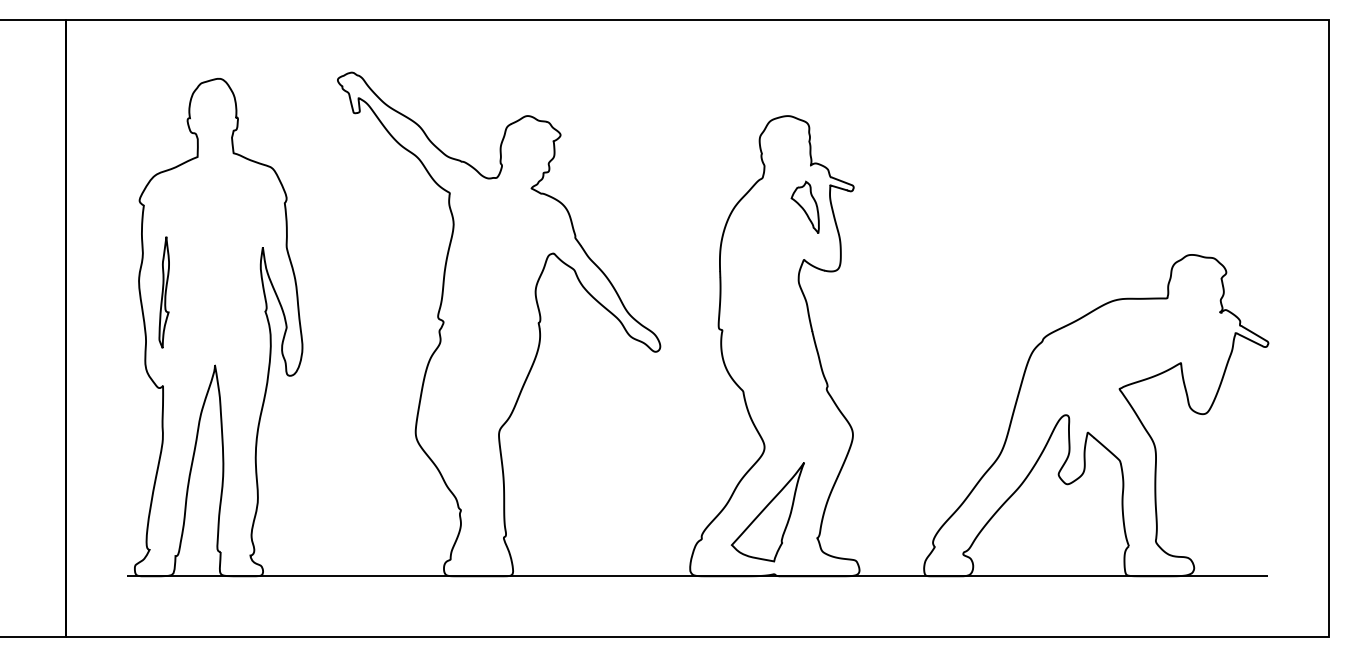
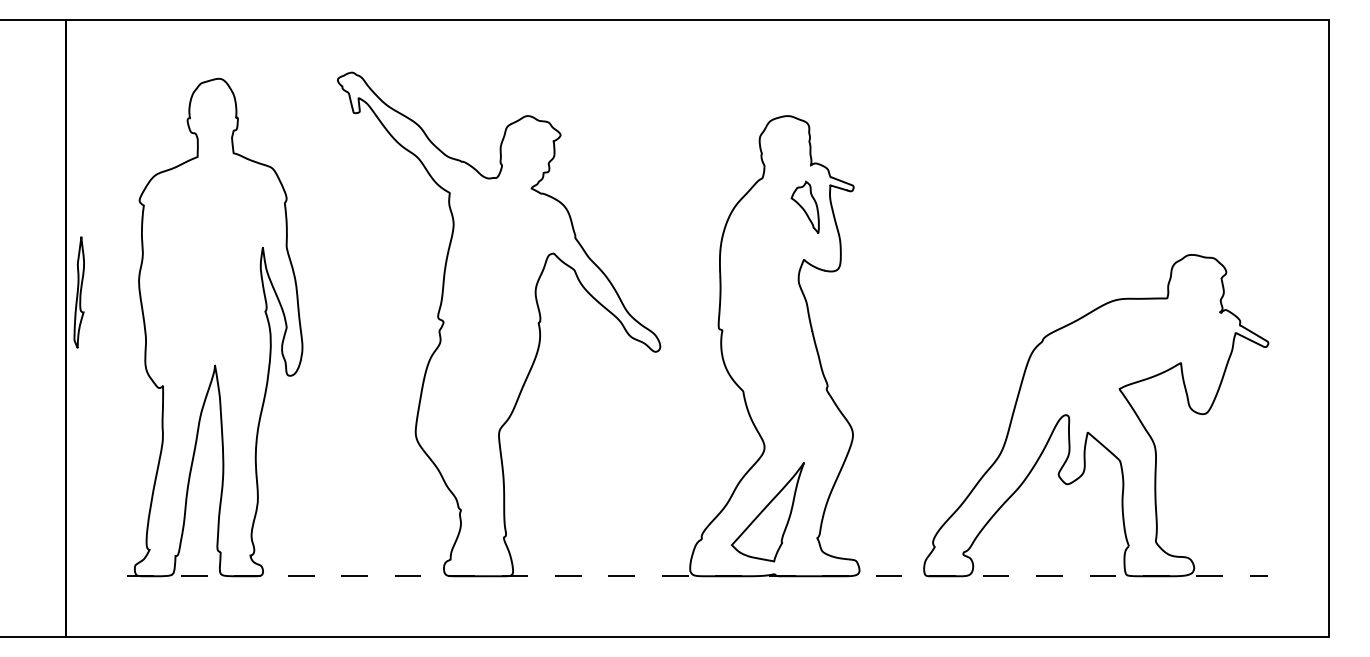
part position: (163, 292) -> (78, 292) (78, 292)
line: solid -> dashed (698, 576)
